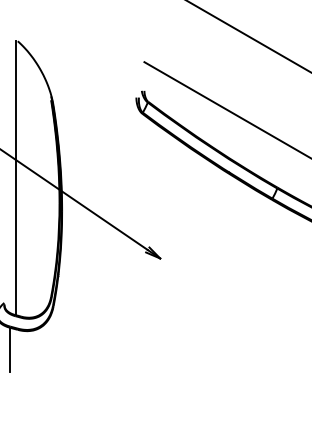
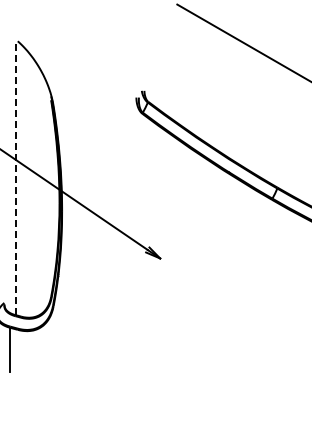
line position: (248, 36) -> (242, 42) (242, 42)
line: present -> none (226, 109)
line: solid -> dashed (15, 177)
